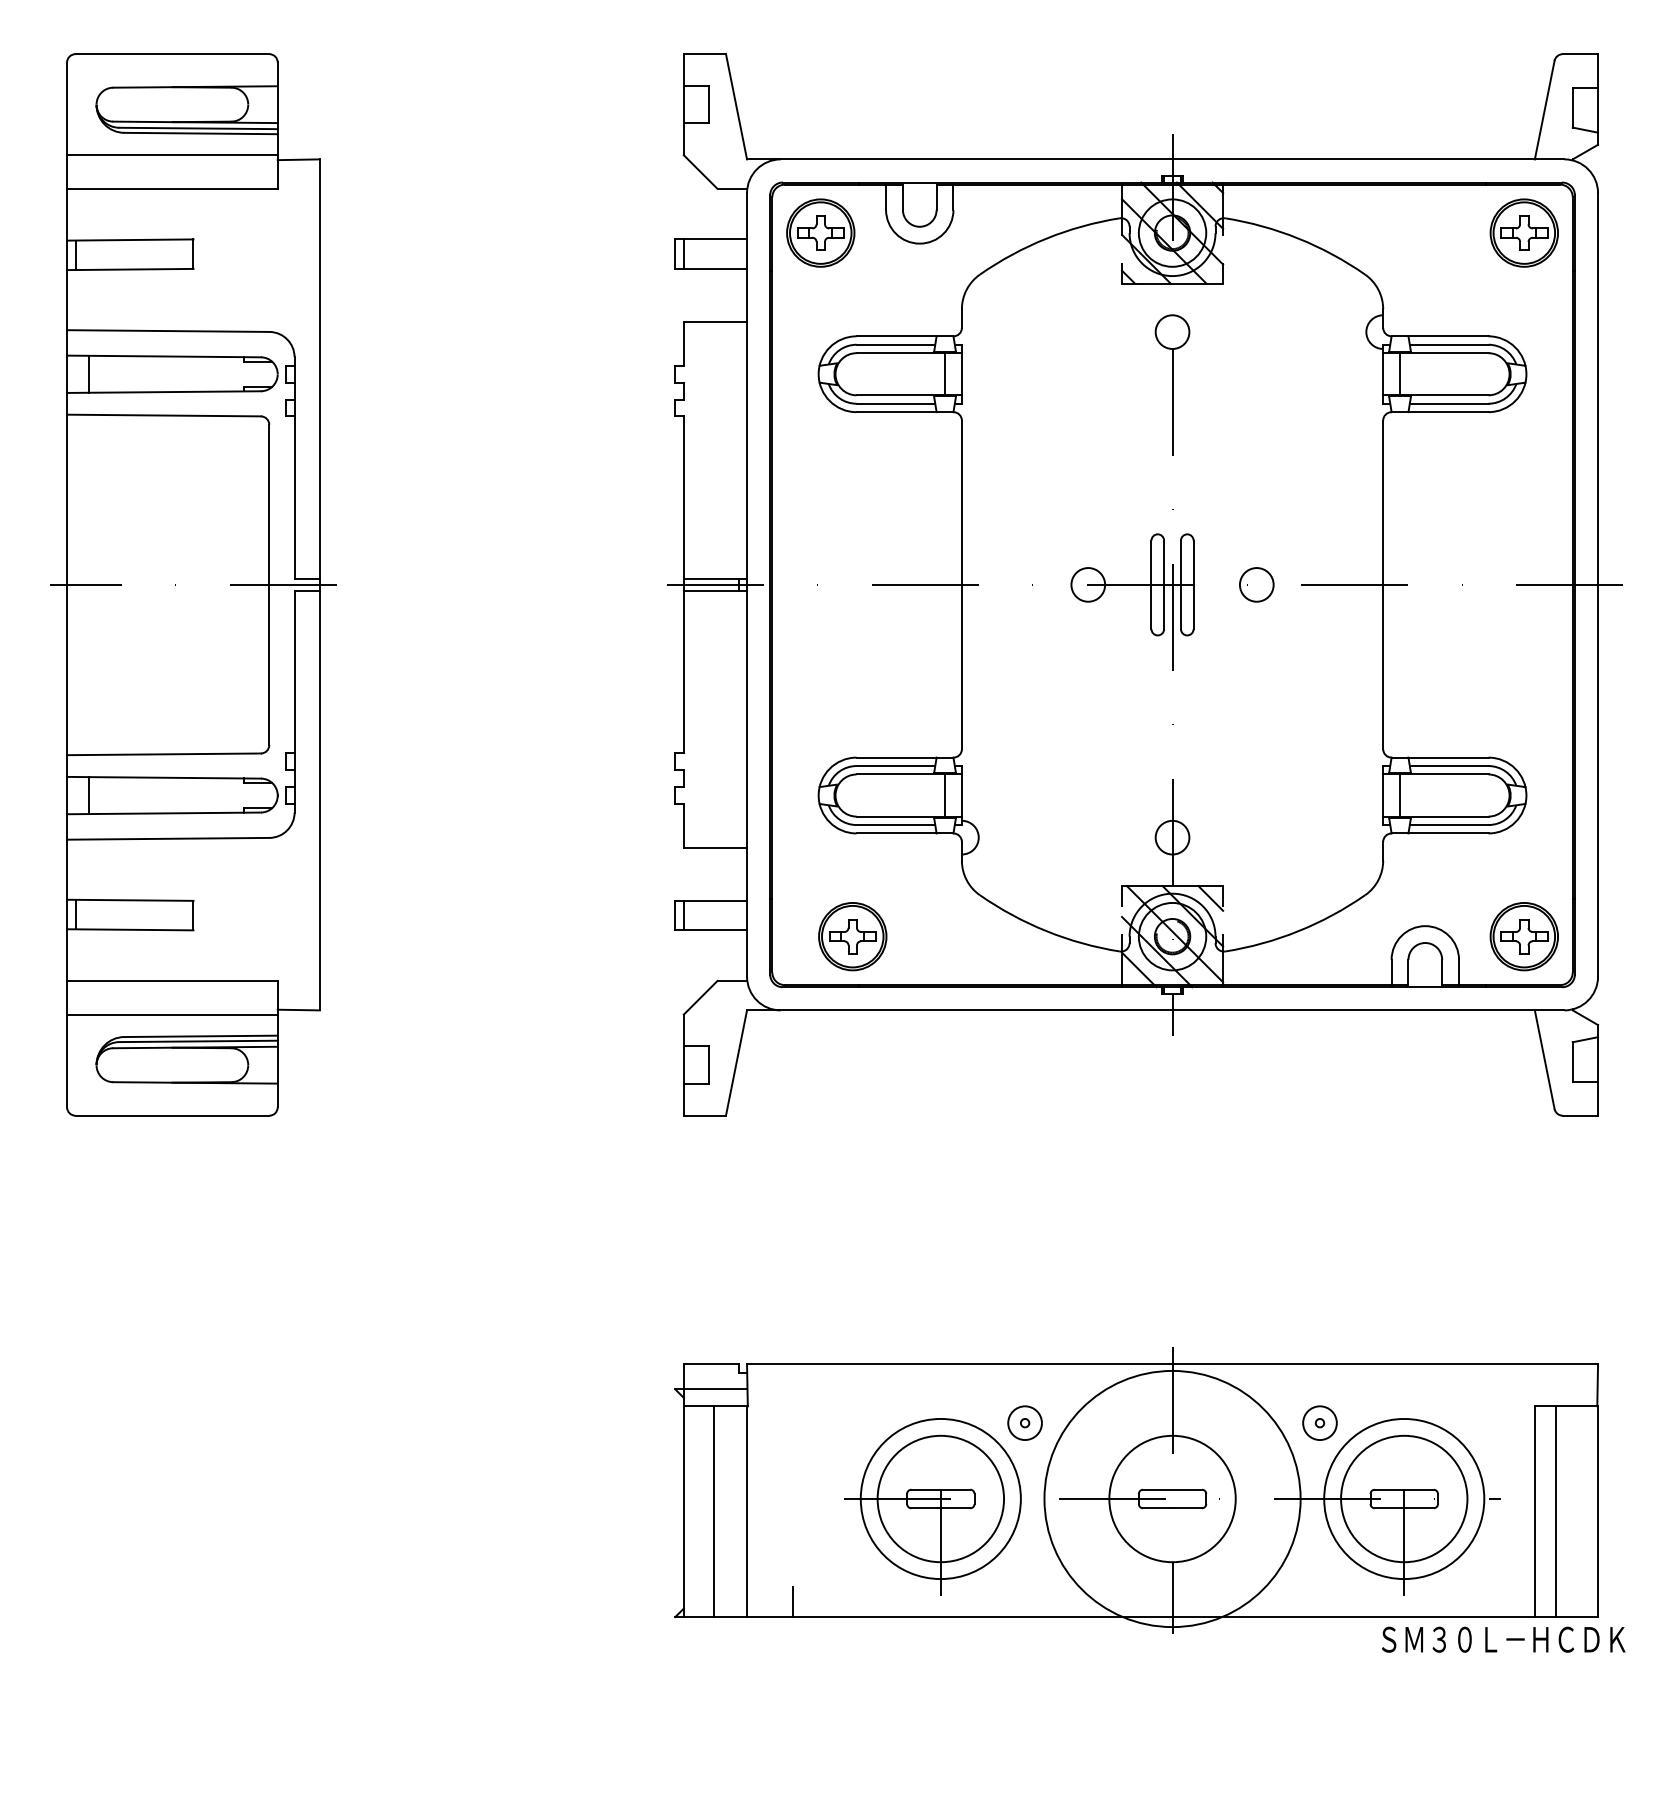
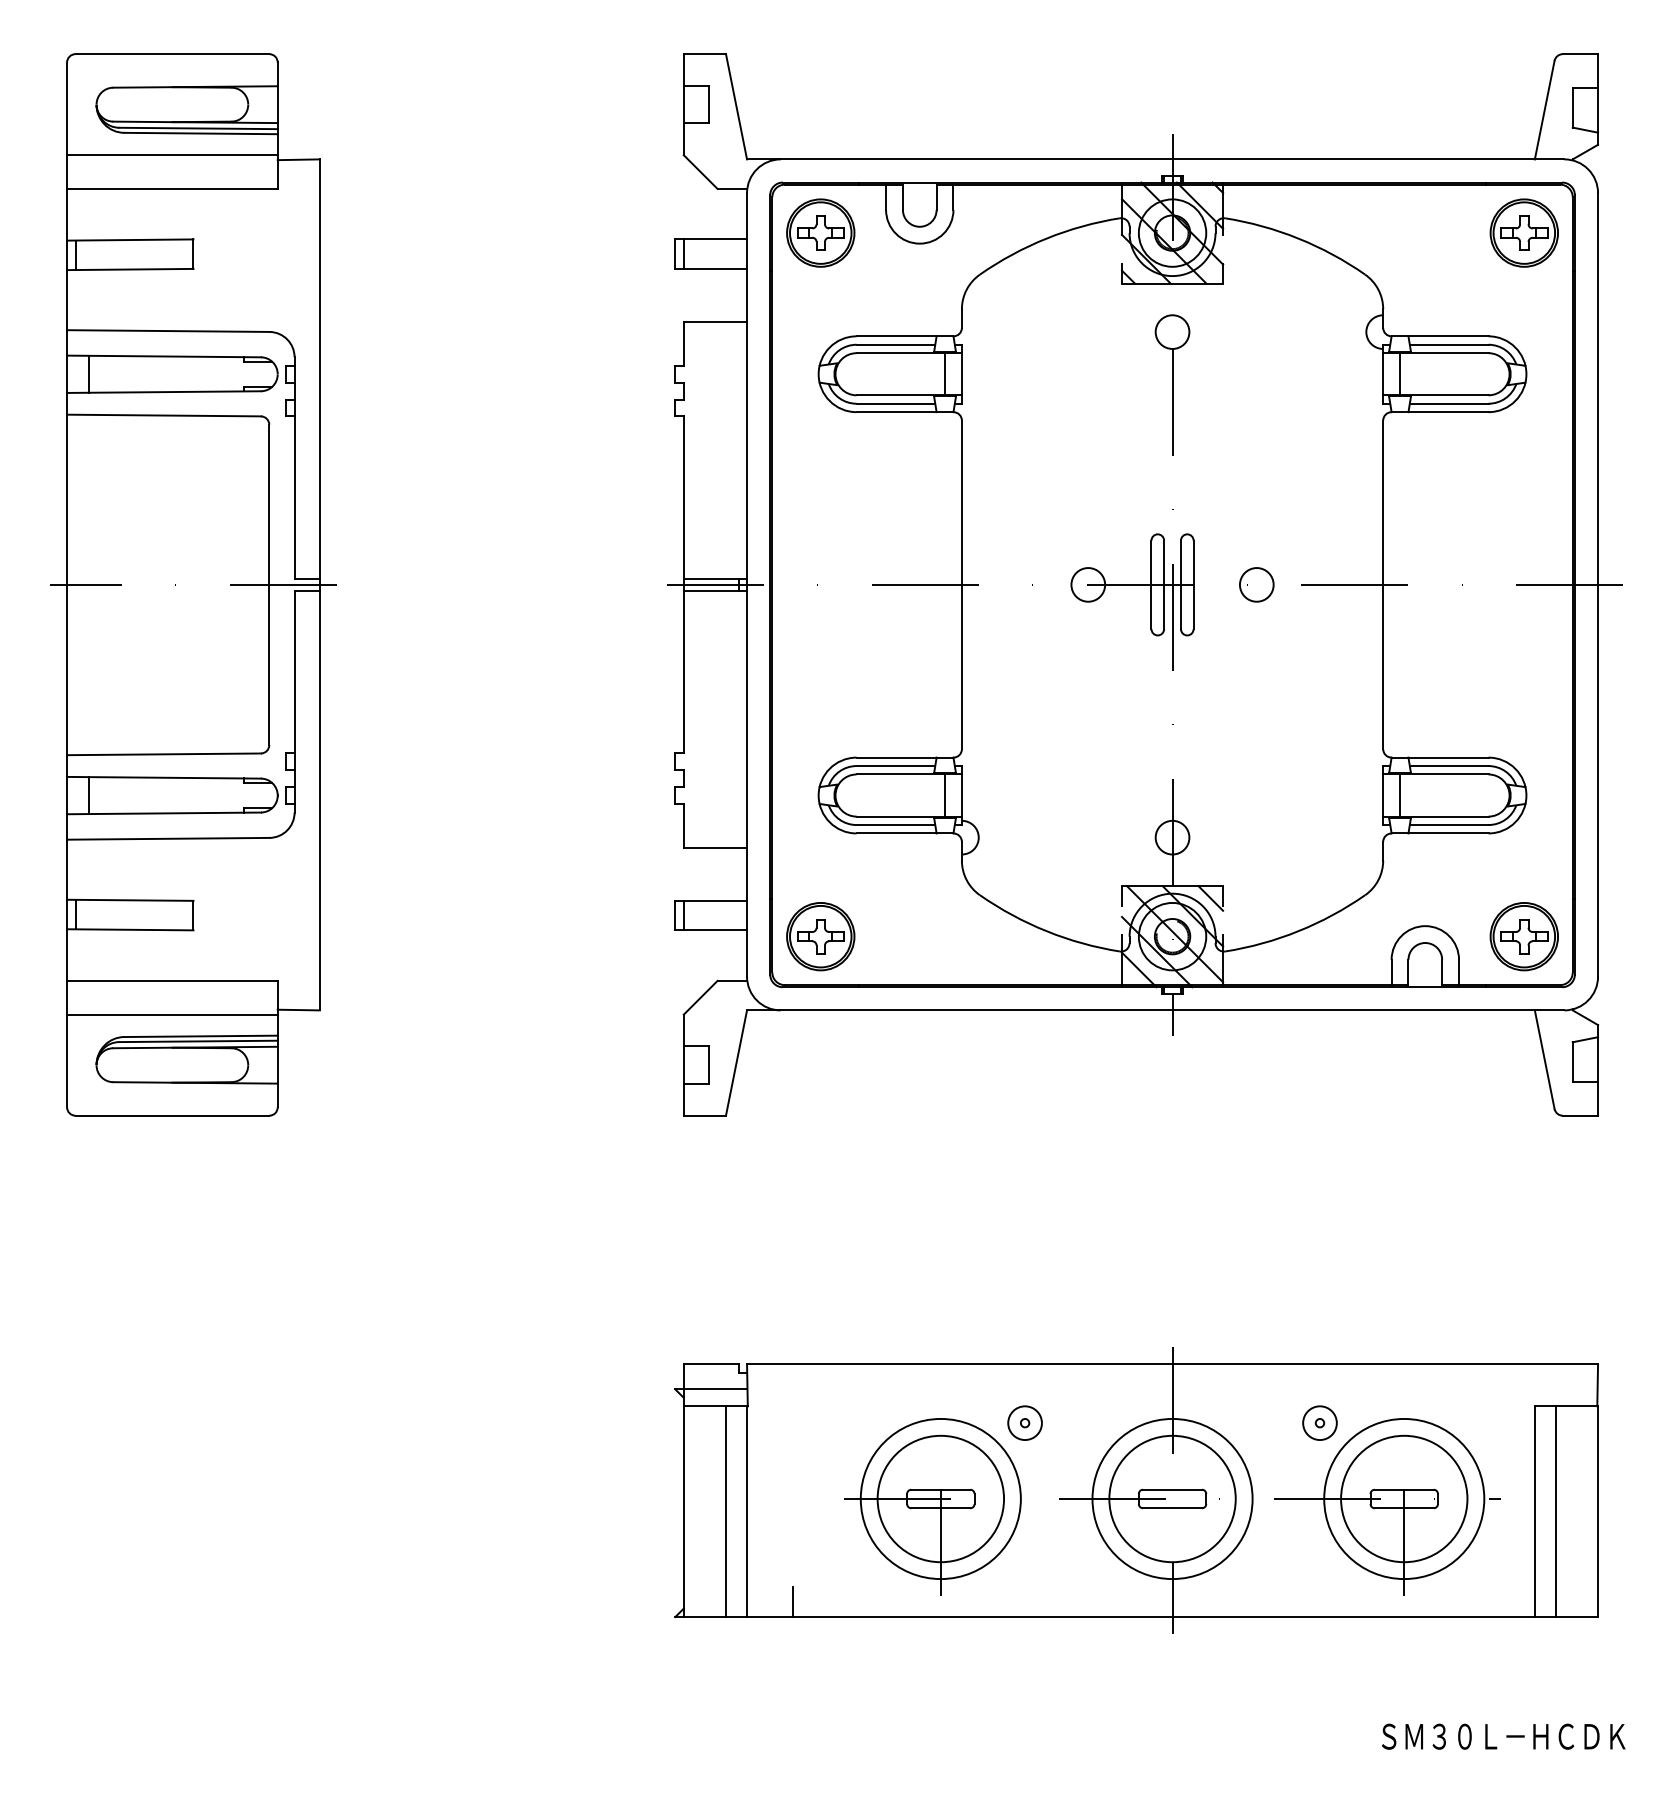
part position: (852, 936) -> (820, 936) (820, 936)
circle diameter: 256 px -> 160 px (1172, 1498)
line position: (713, 1511) -> (725, 1511) (725, 1511)
text position: (1503, 1639) -> (1503, 1736) (1503, 1736)
